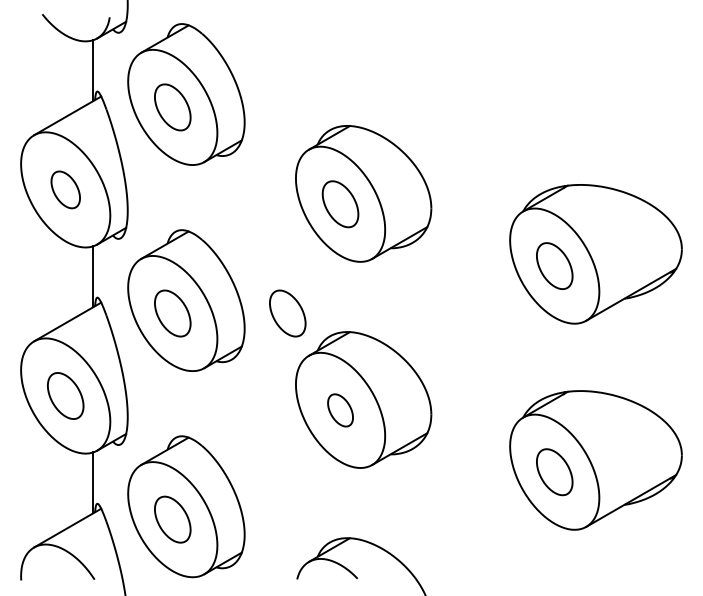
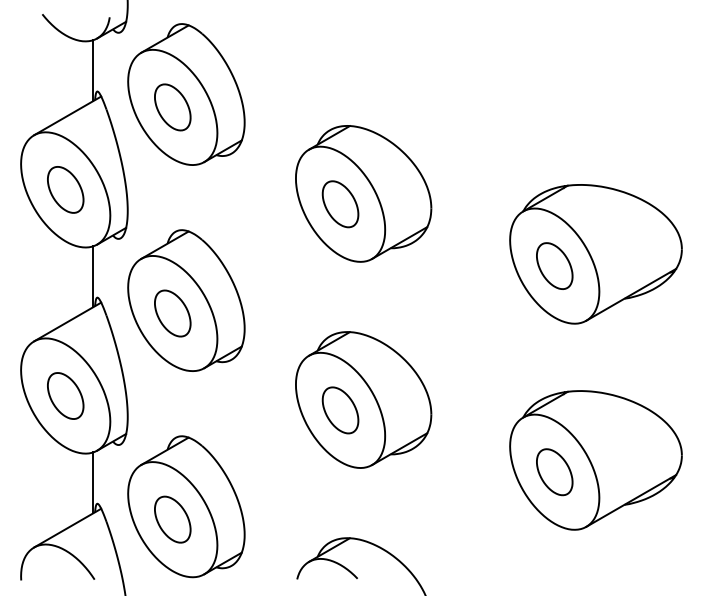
part size: 31x40 px -> 38x48 px (65, 189)
part: present -> none (287, 313)
part size: 27x35 px -> 39x49 px (340, 410)
